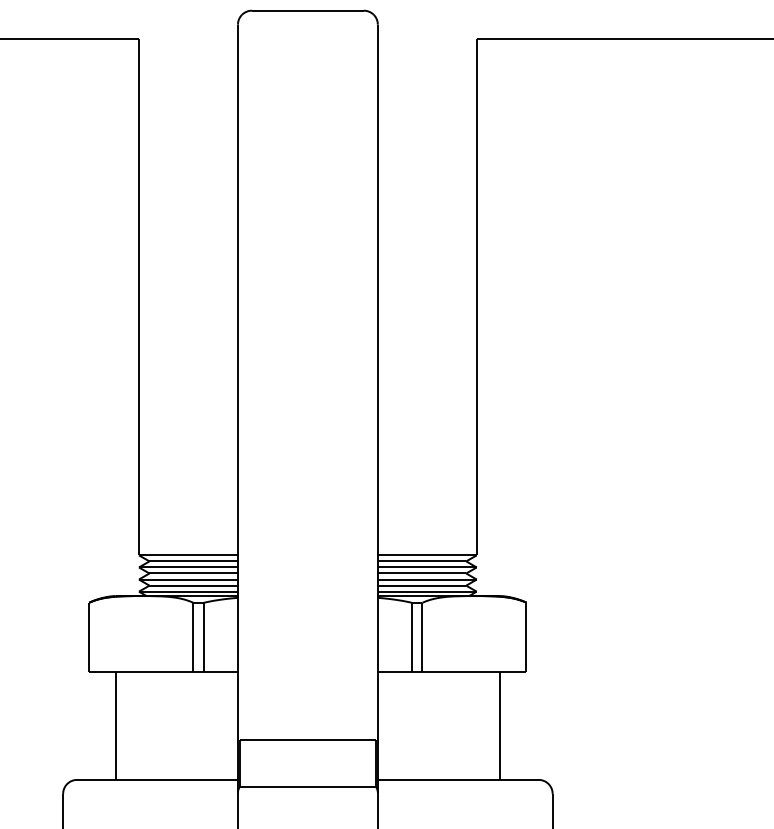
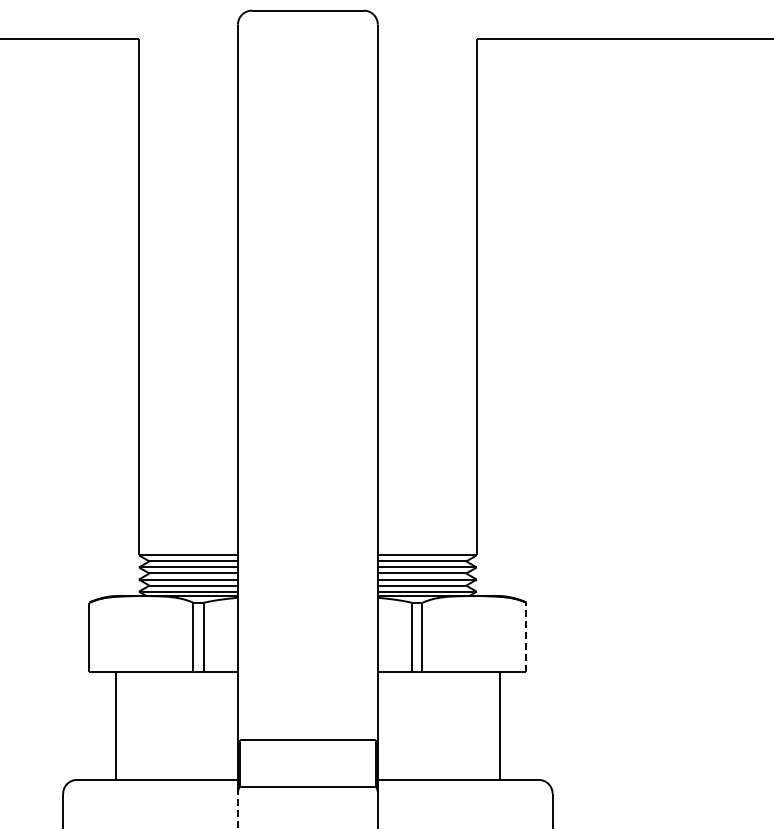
line: solid -> dashed (526, 636)
line: solid -> dashed (237, 810)
